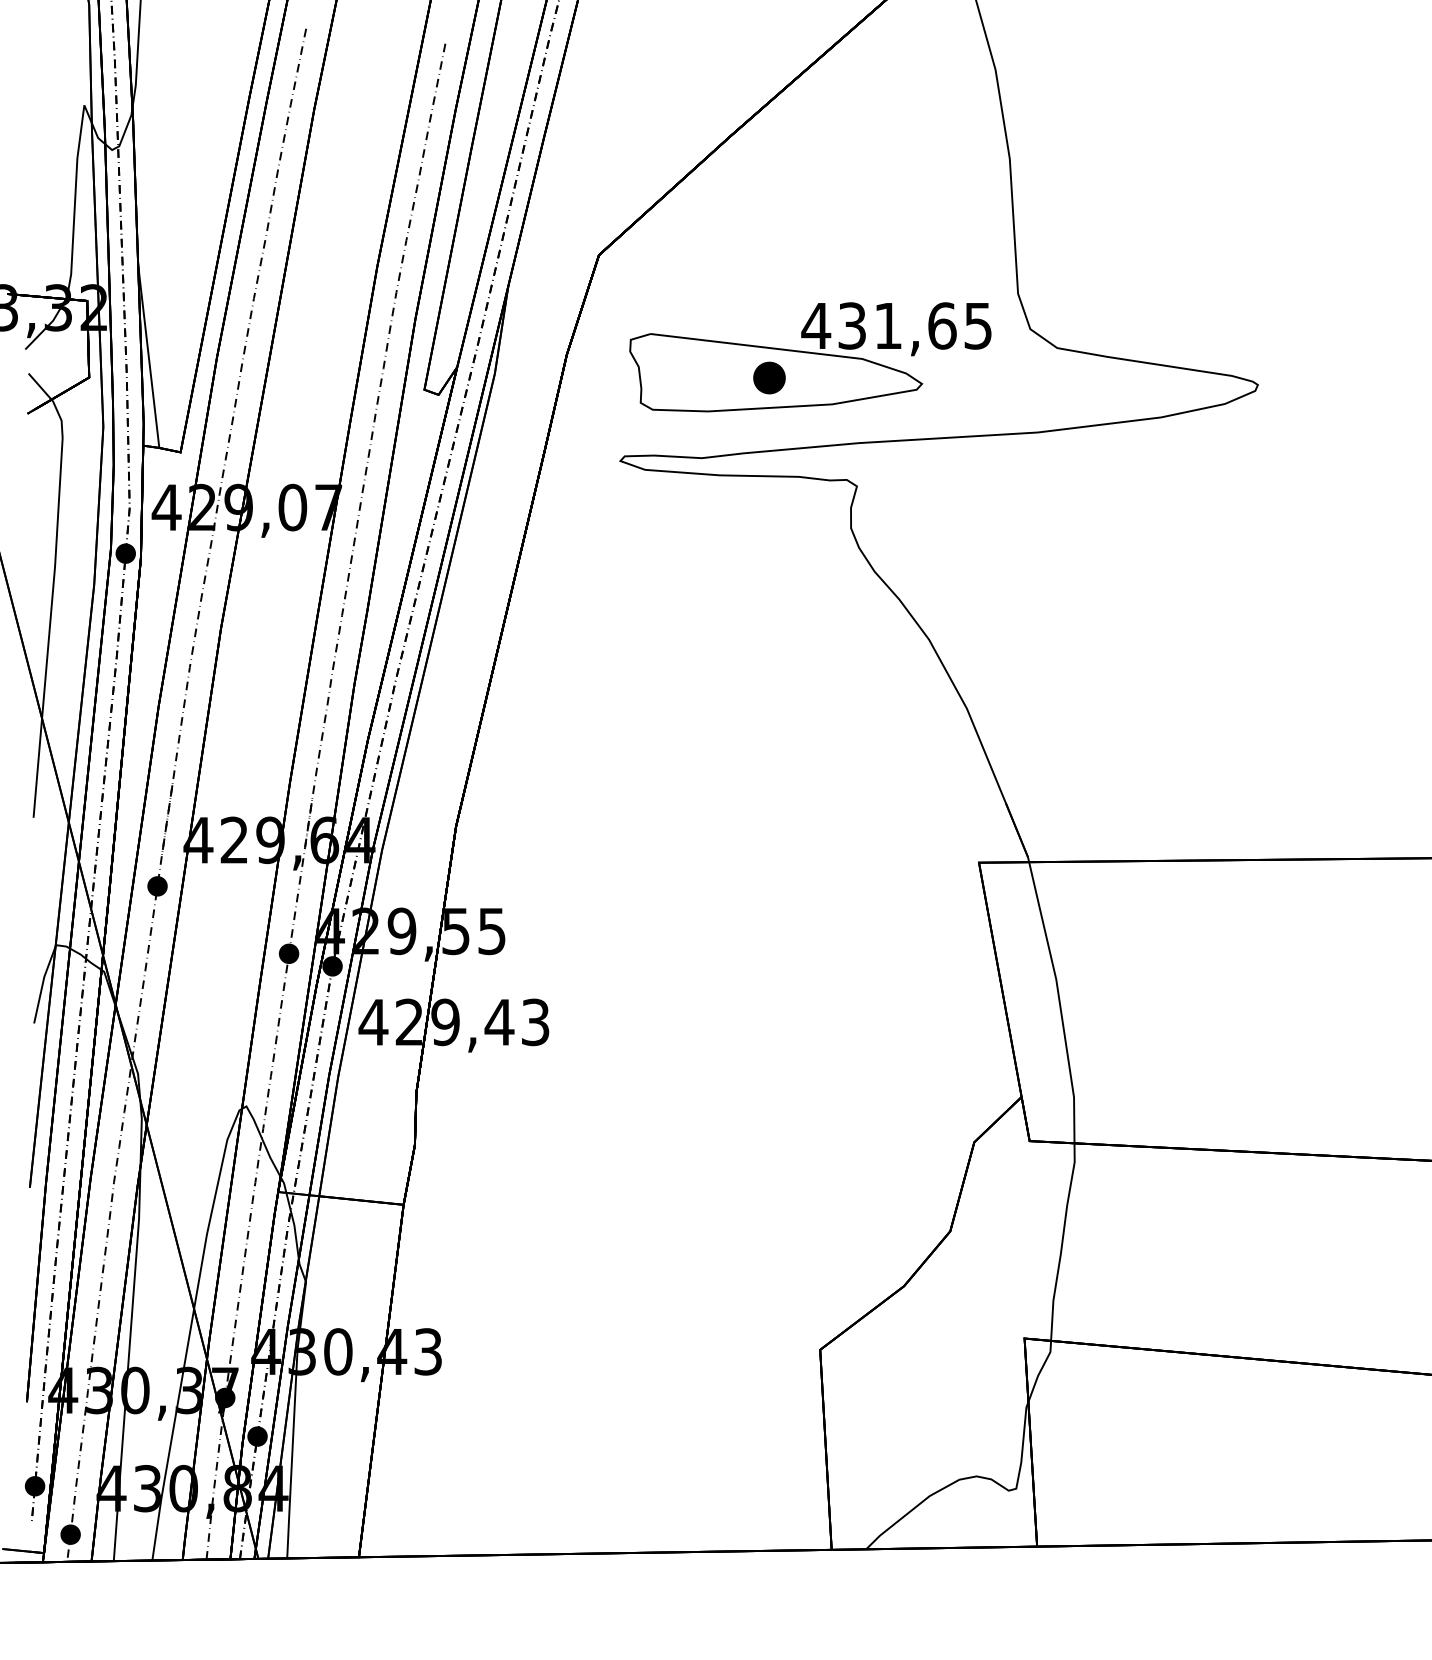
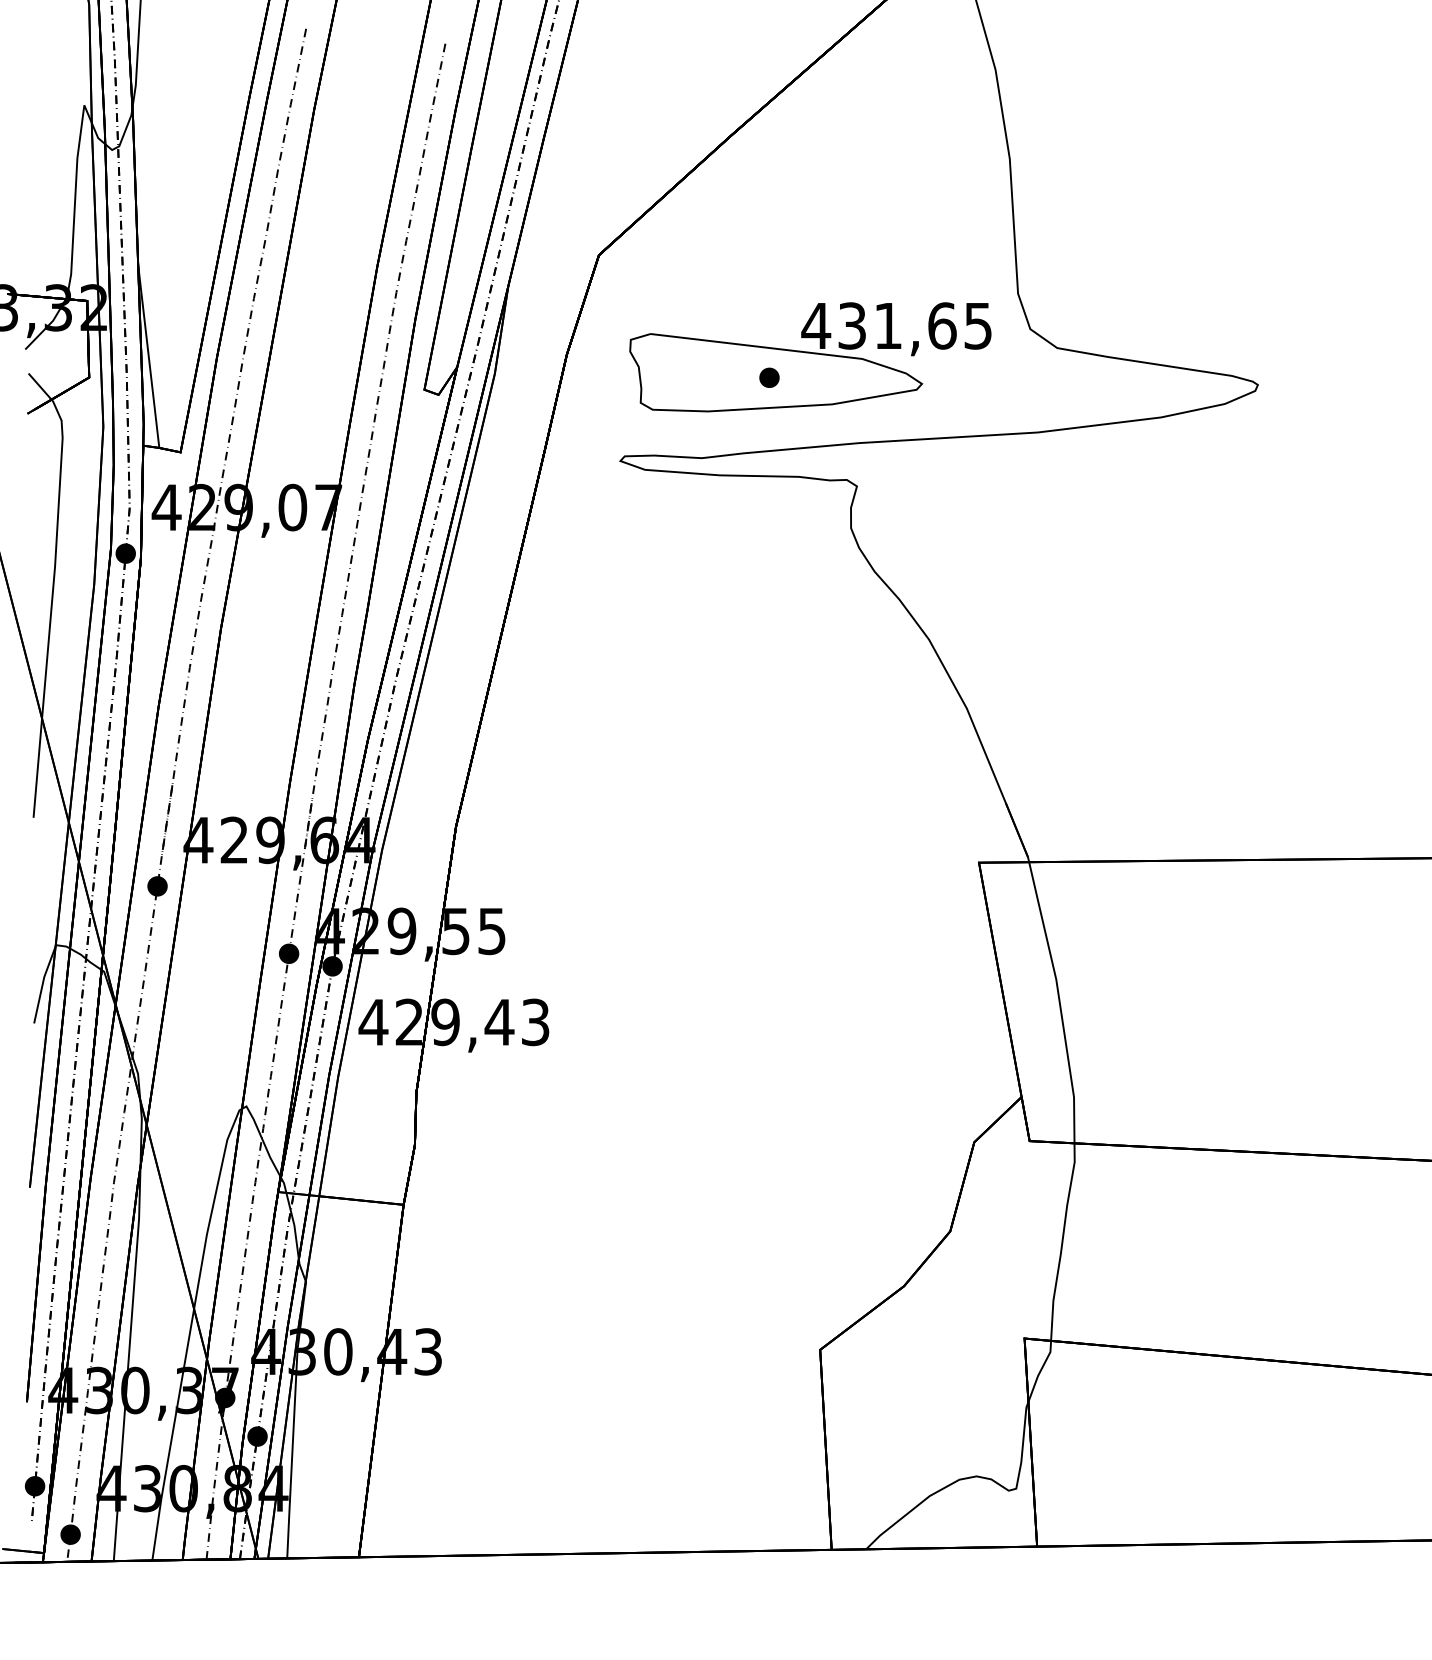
part size: 33x34 px -> 21x21 px (769, 377)
